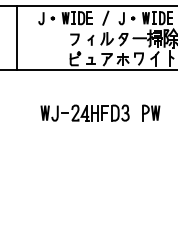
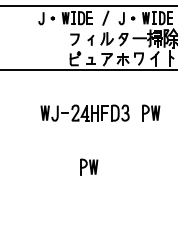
line: present -> none (16, 38)
part: none -> present (89, 166)
